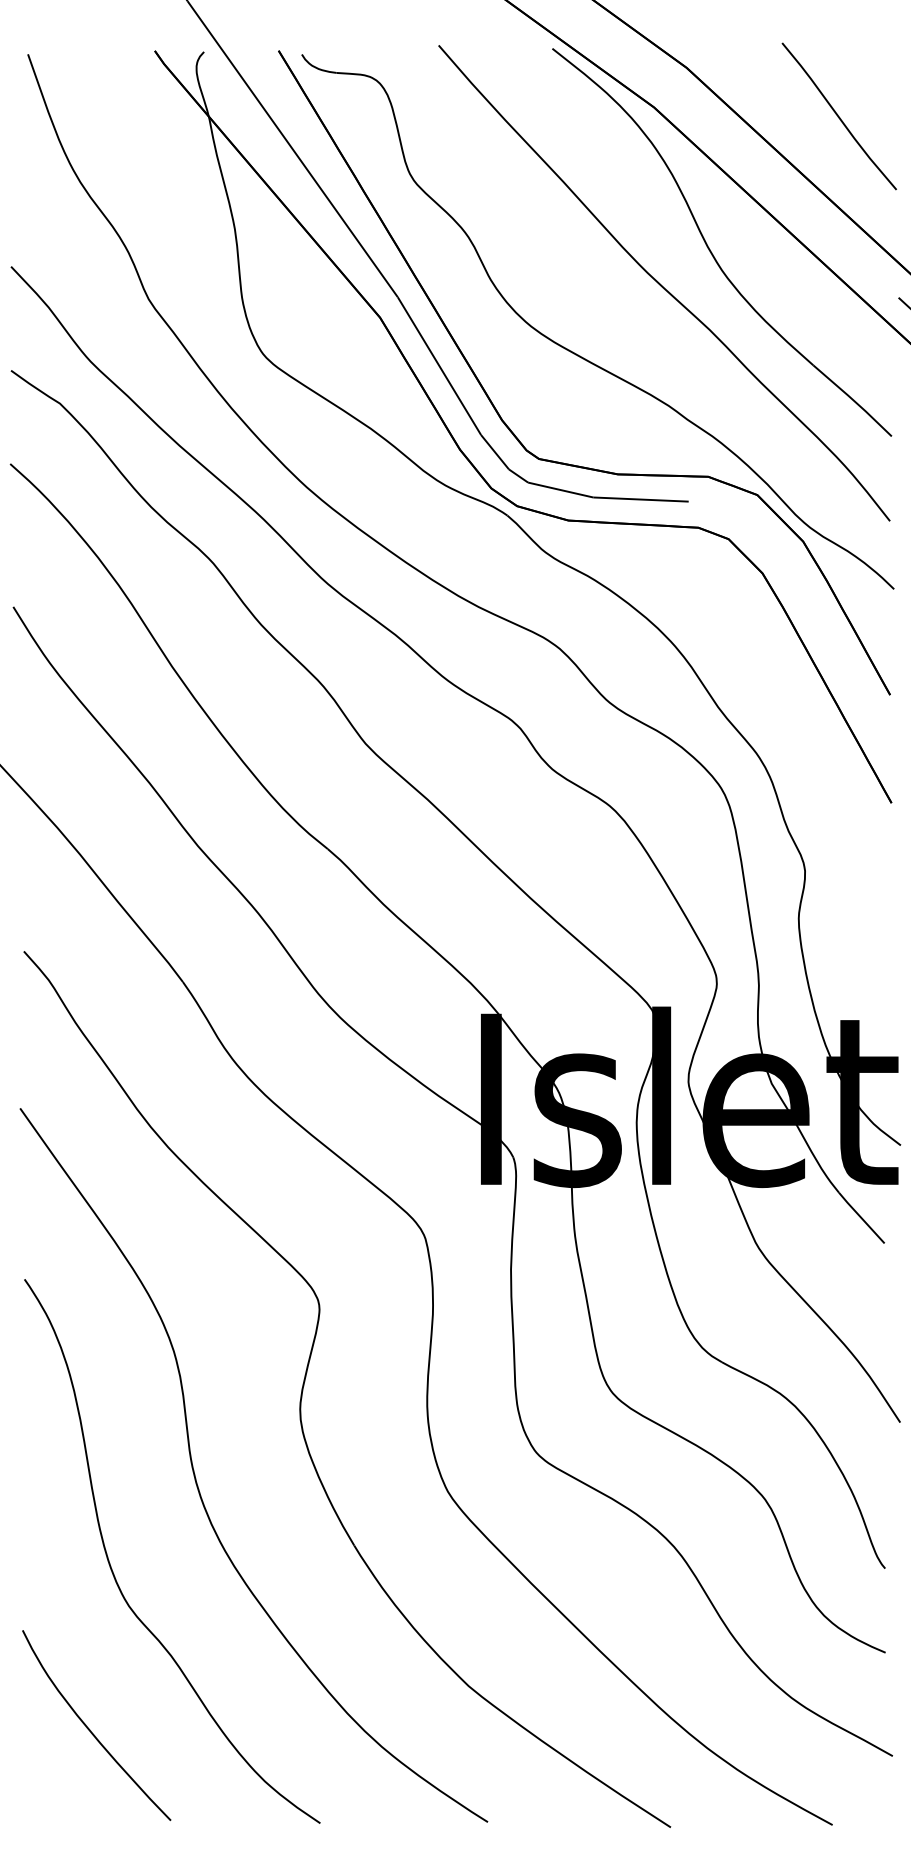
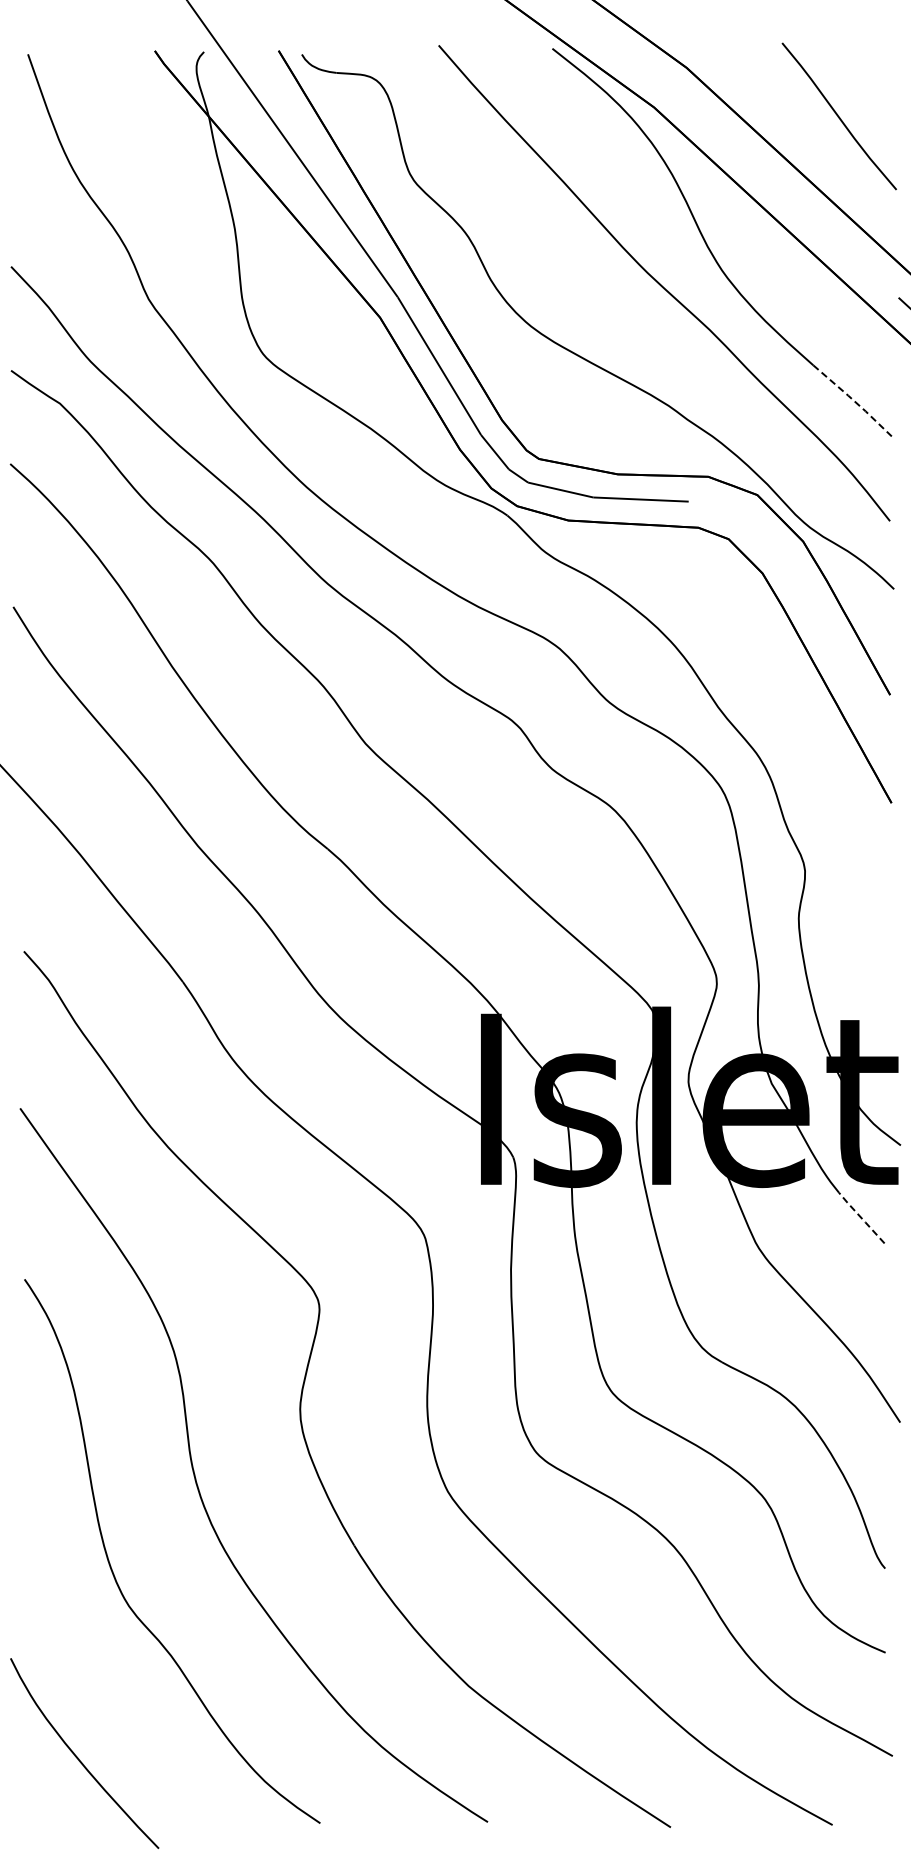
line: solid -> dashed (853, 400)
line: solid -> dashed (861, 1218)
curve position: (90, 1729) -> (78, 1757) (78, 1757)
